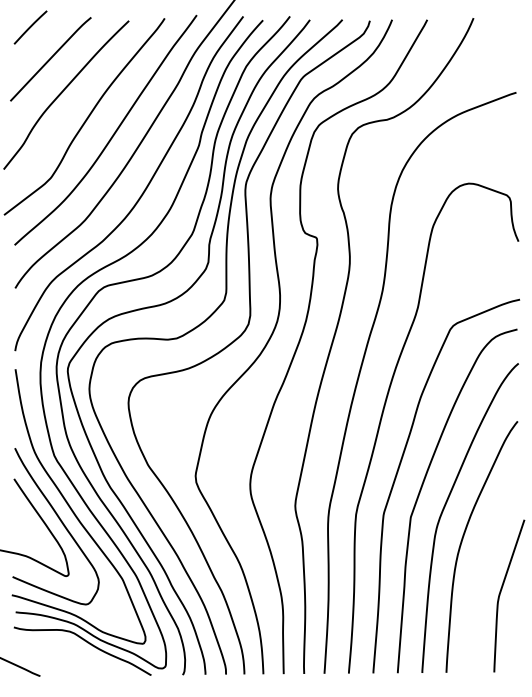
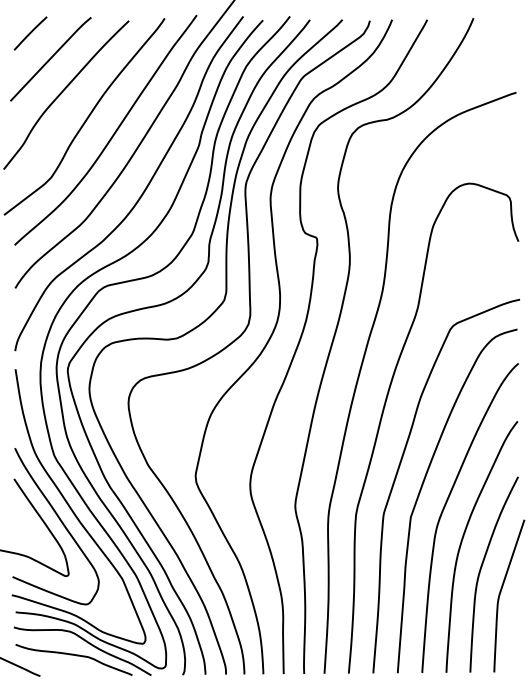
line position: (30, 27) -> (30, 33) (30, 33)
curve: none -> present (481, 570)
curve: none -> present (73, 655)
